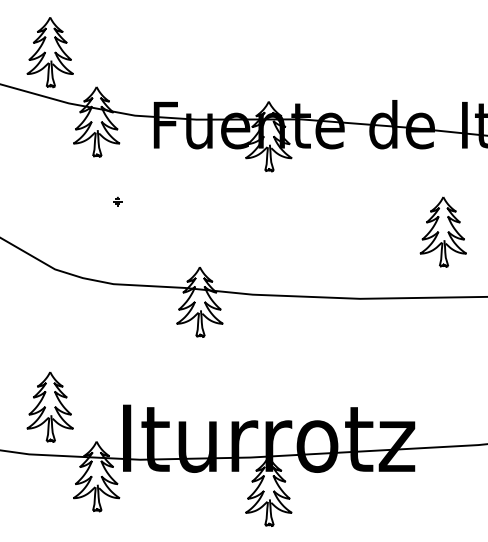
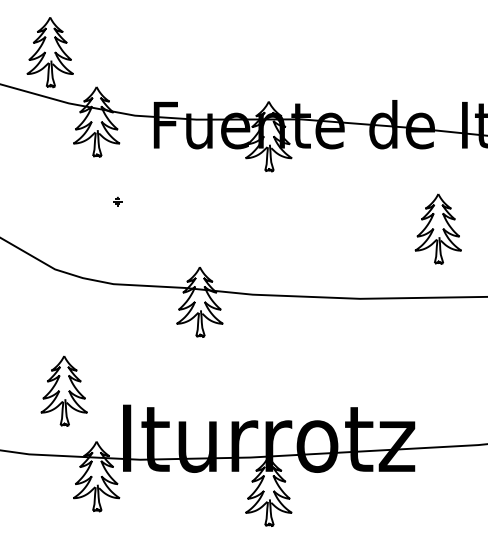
part position: (442, 231) -> (437, 228) (437, 228)
part position: (49, 406) -> (63, 390) (63, 390)
